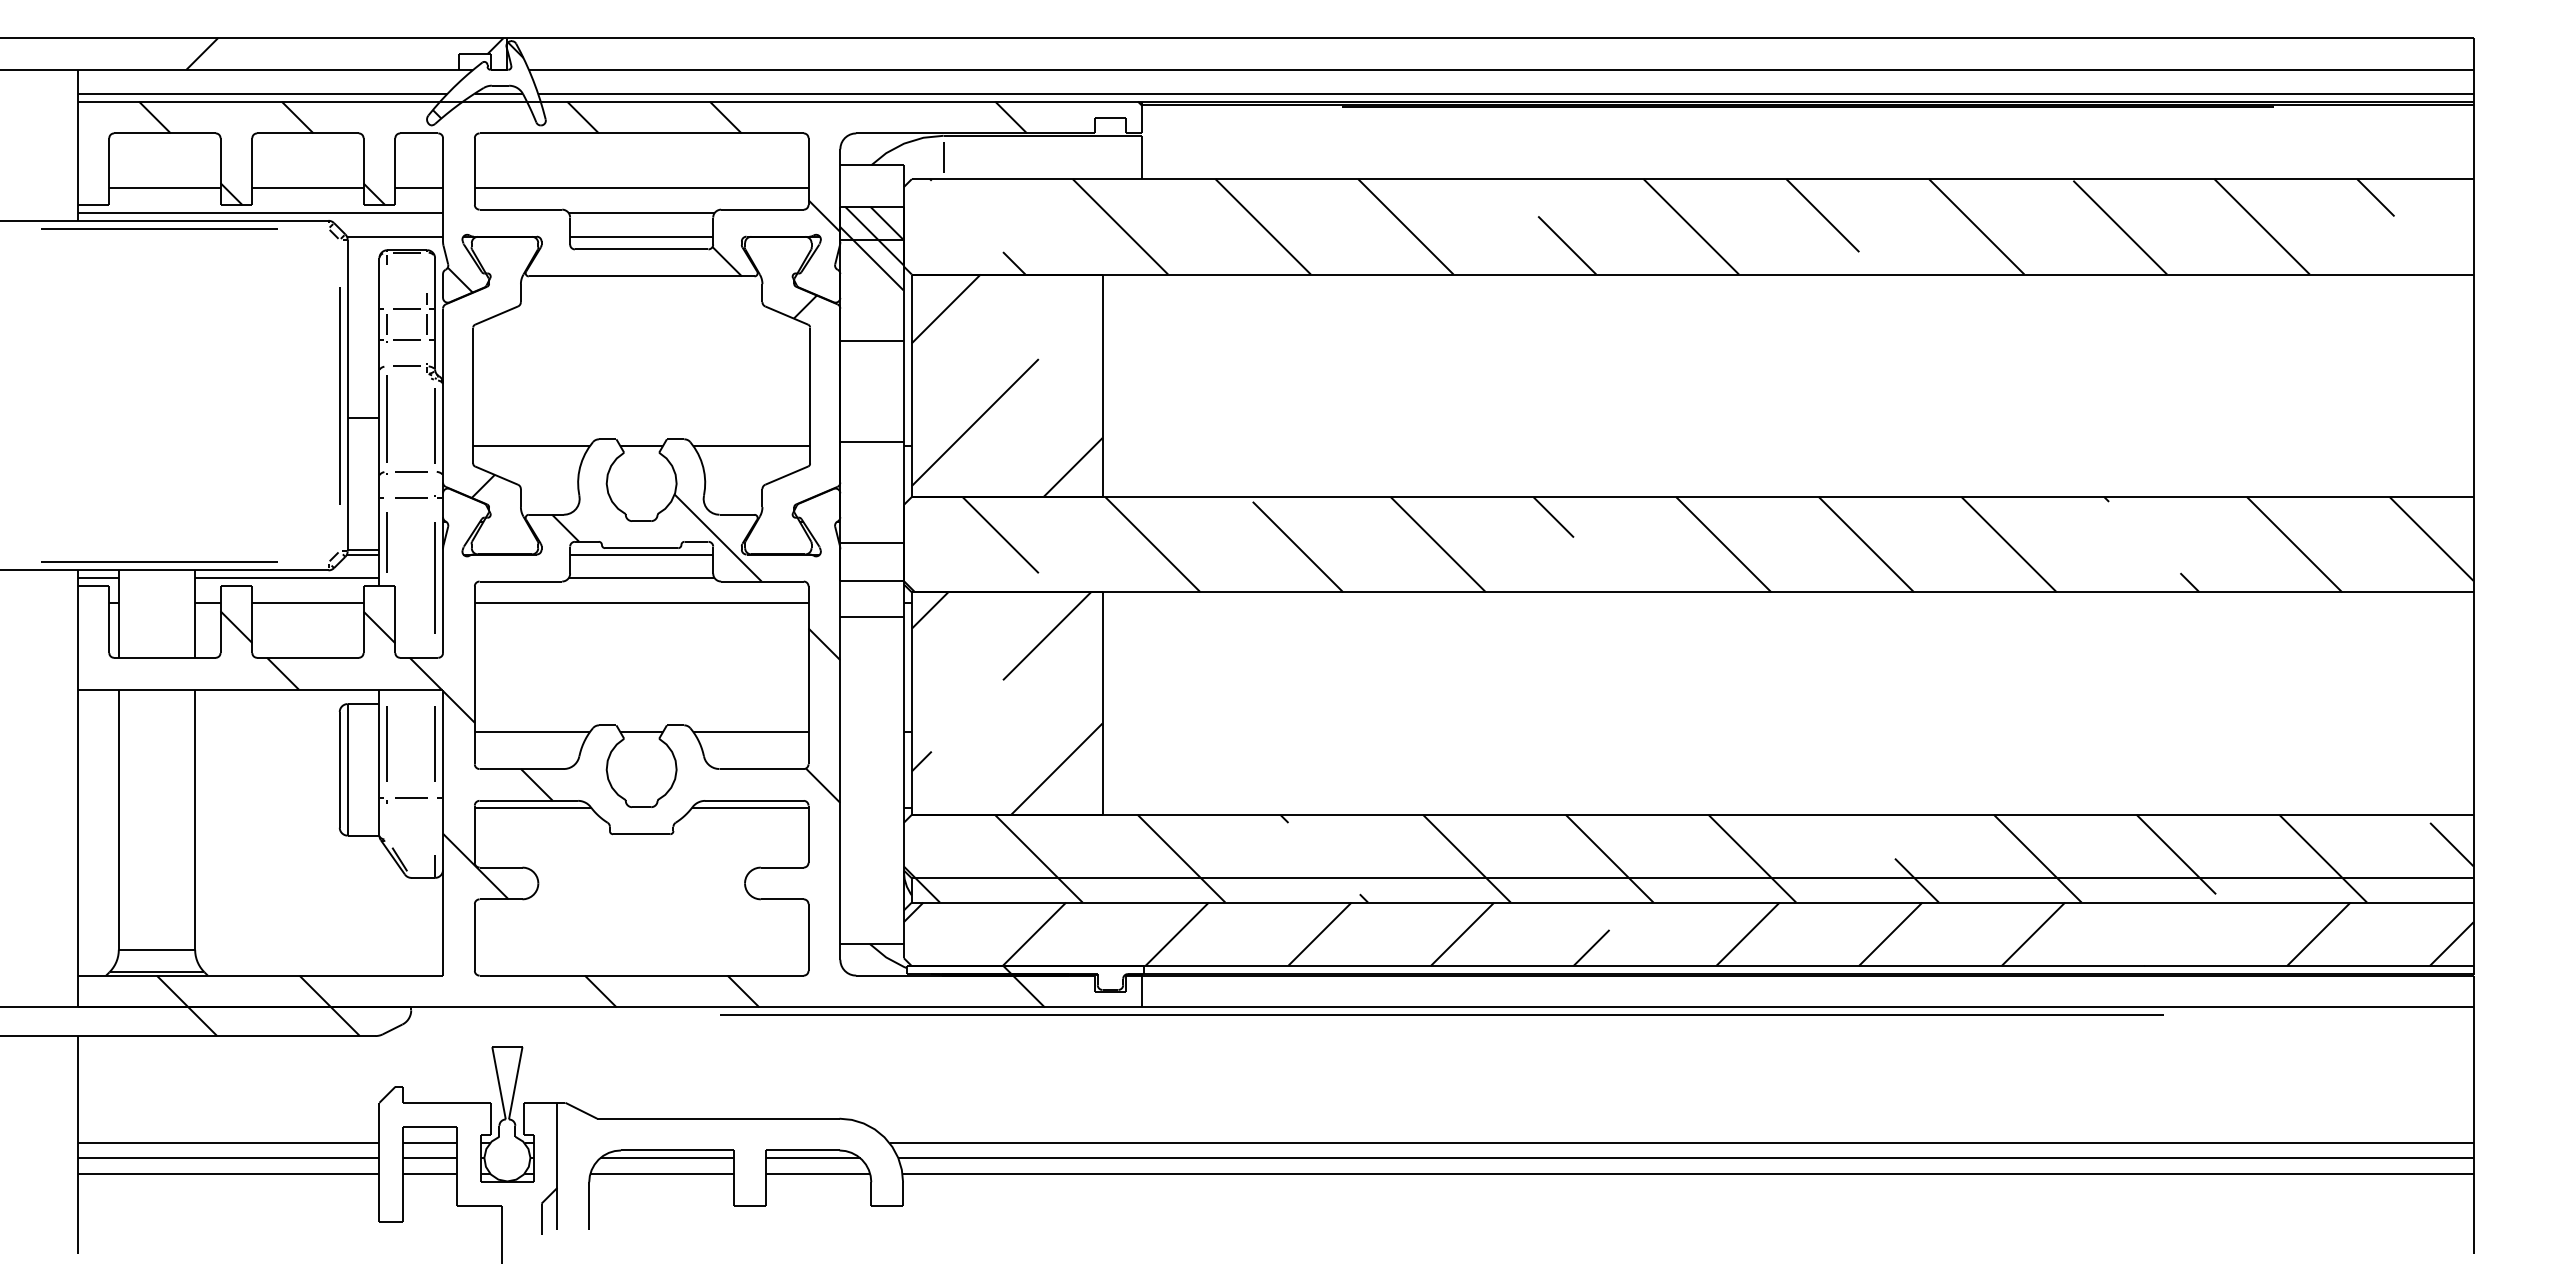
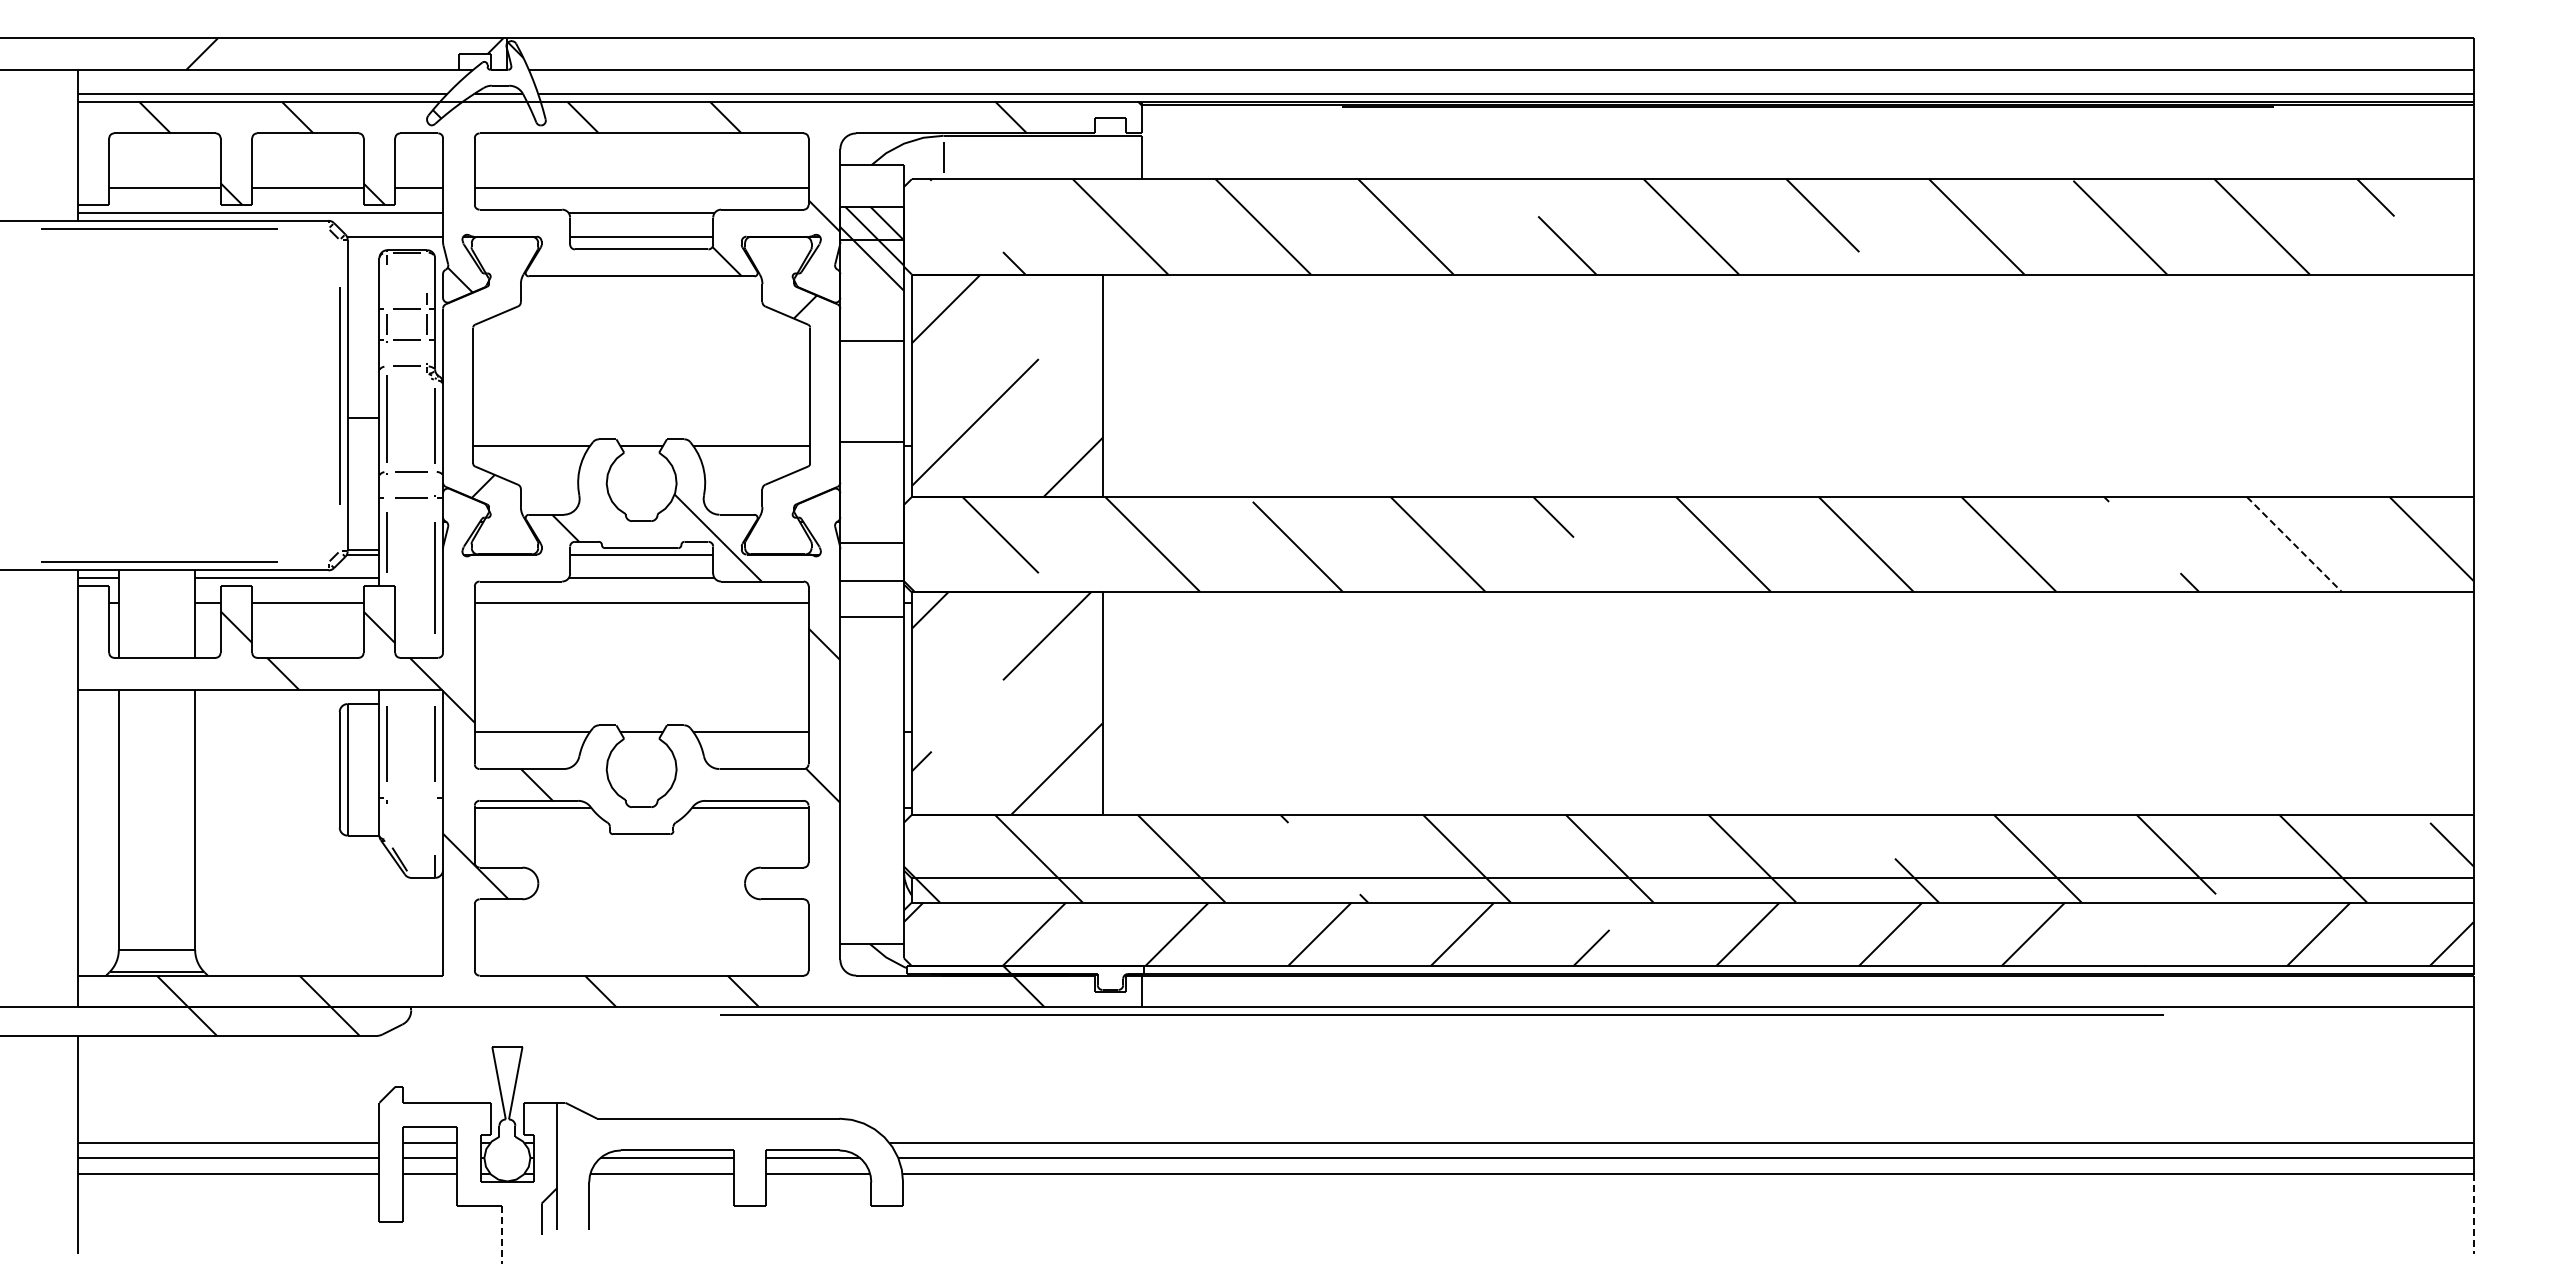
line: solid -> dashed (2294, 545)
line: present -> none (411, 797)
line: solid -> dashed (2473, 1214)
line: solid -> dashed (501, 1234)
